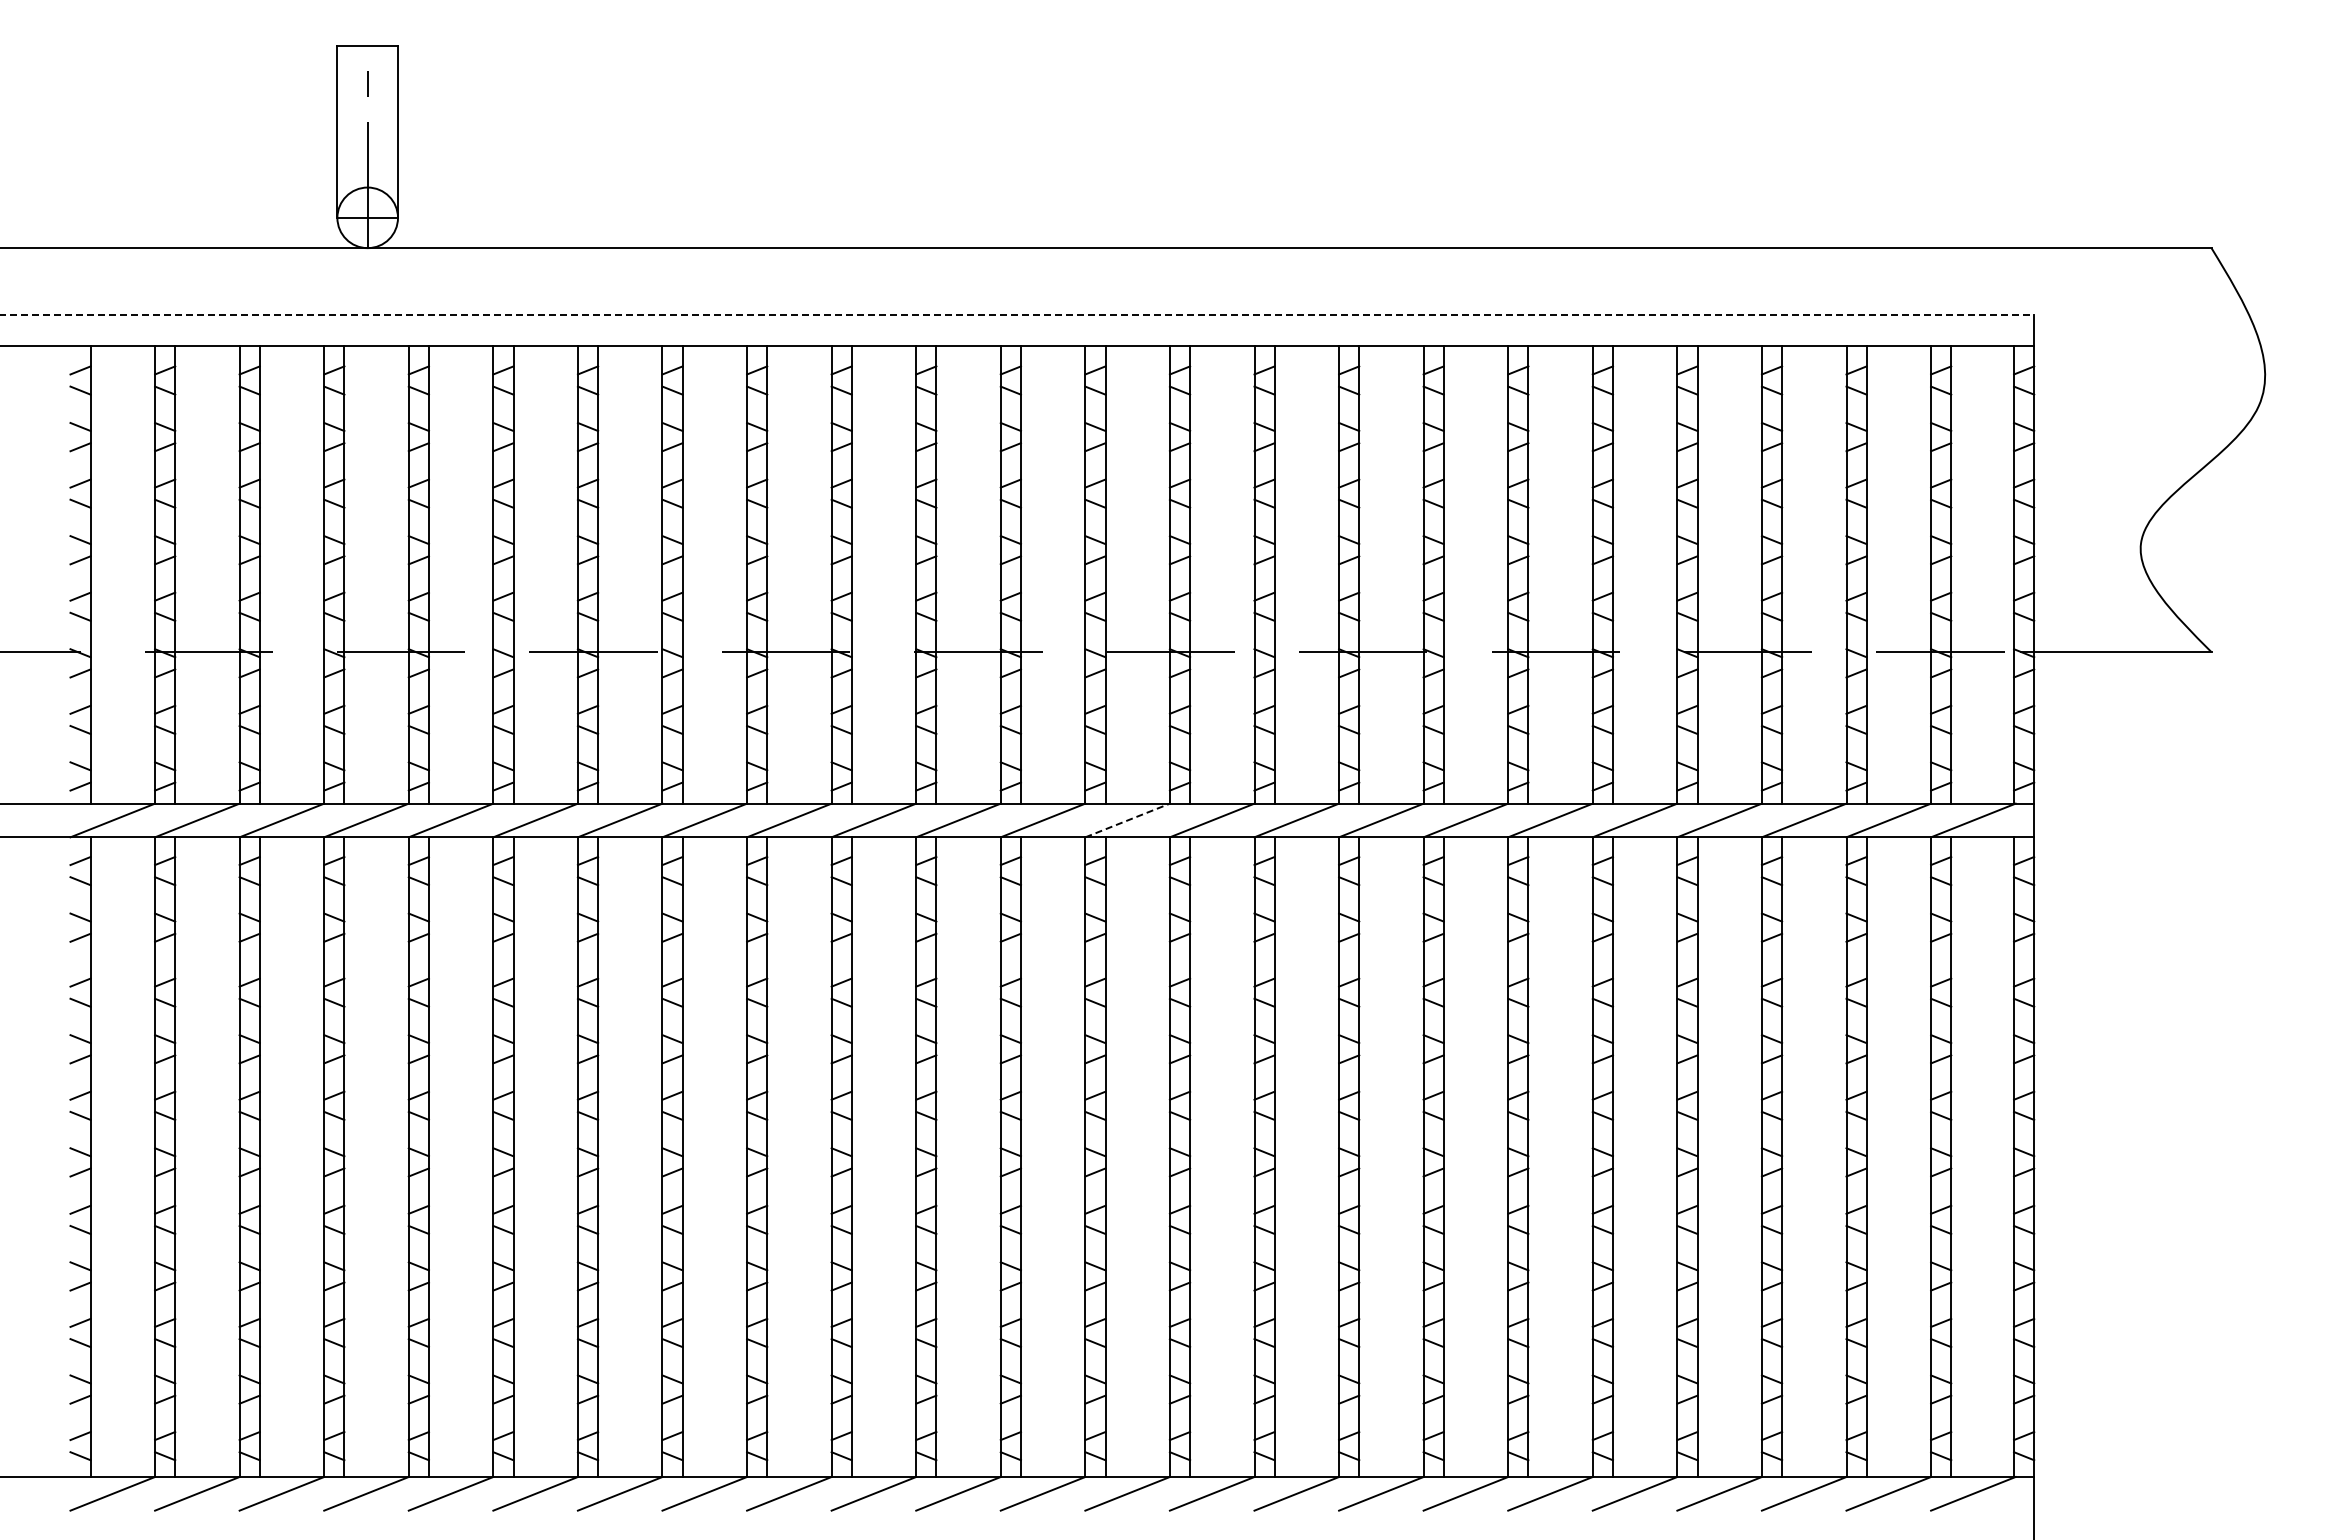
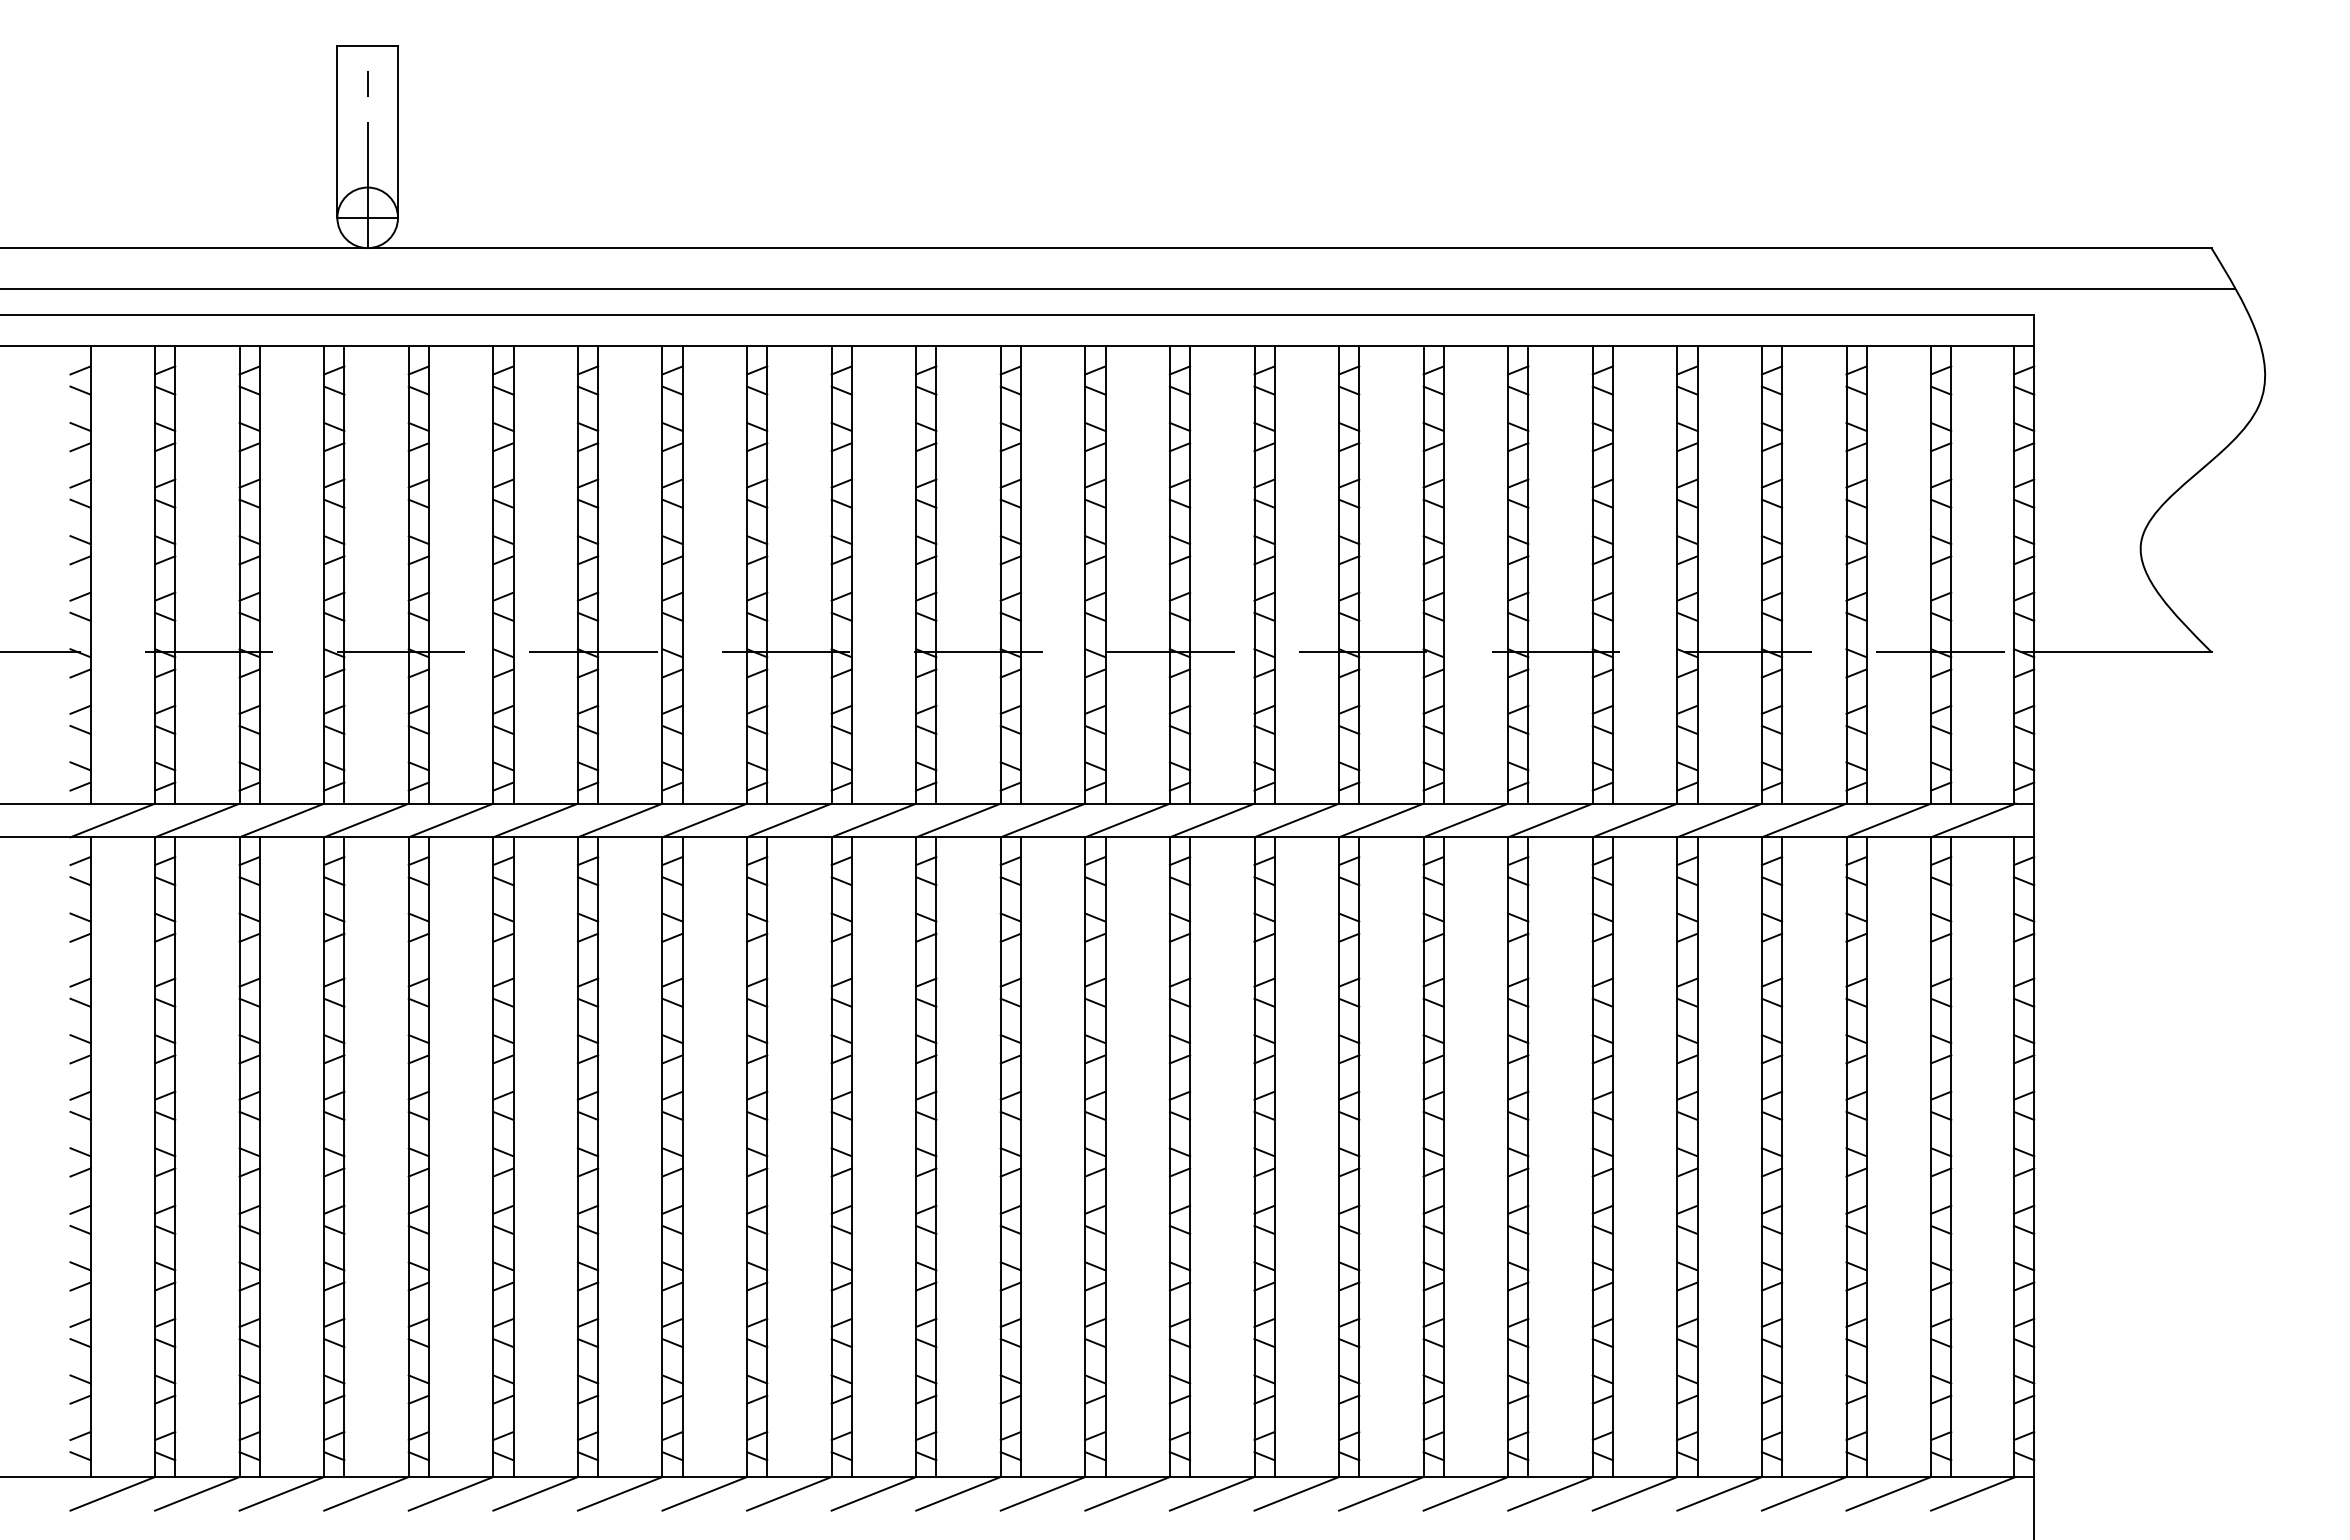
line: none -> present (1118, 288)
line: dashed -> solid (1017, 315)
line: dashed -> solid (1127, 820)
